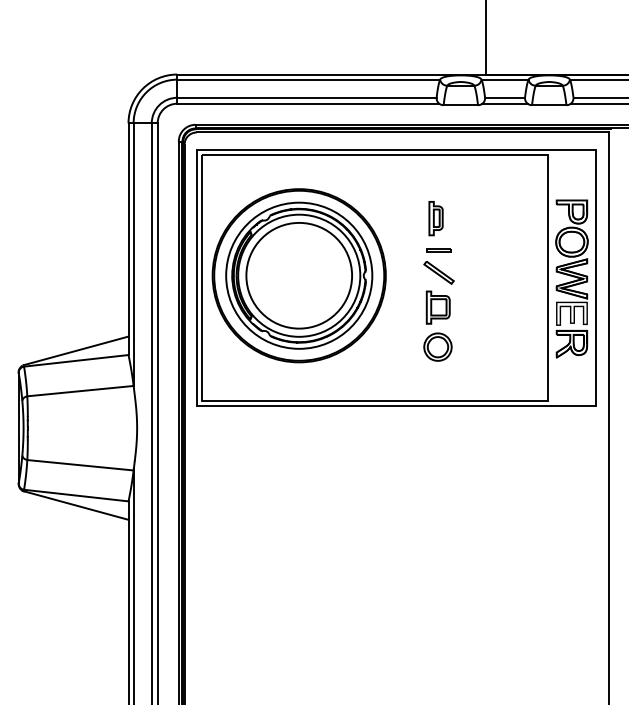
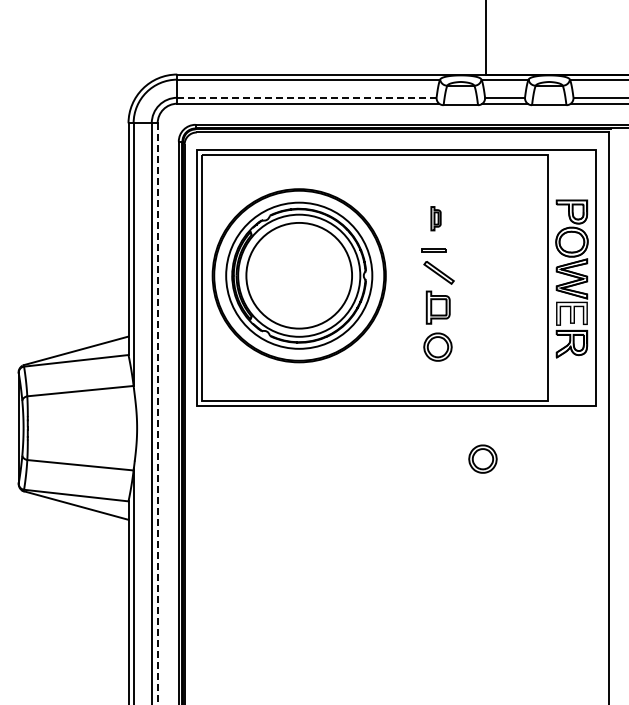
line: solid -> dashed (306, 97)
part size: 16x36 px -> 12x26 px (435, 218)
line position: (438, 249) -> (433, 249) (433, 249)
line: solid -> dashed (157, 414)
part: none -> present (482, 458)
